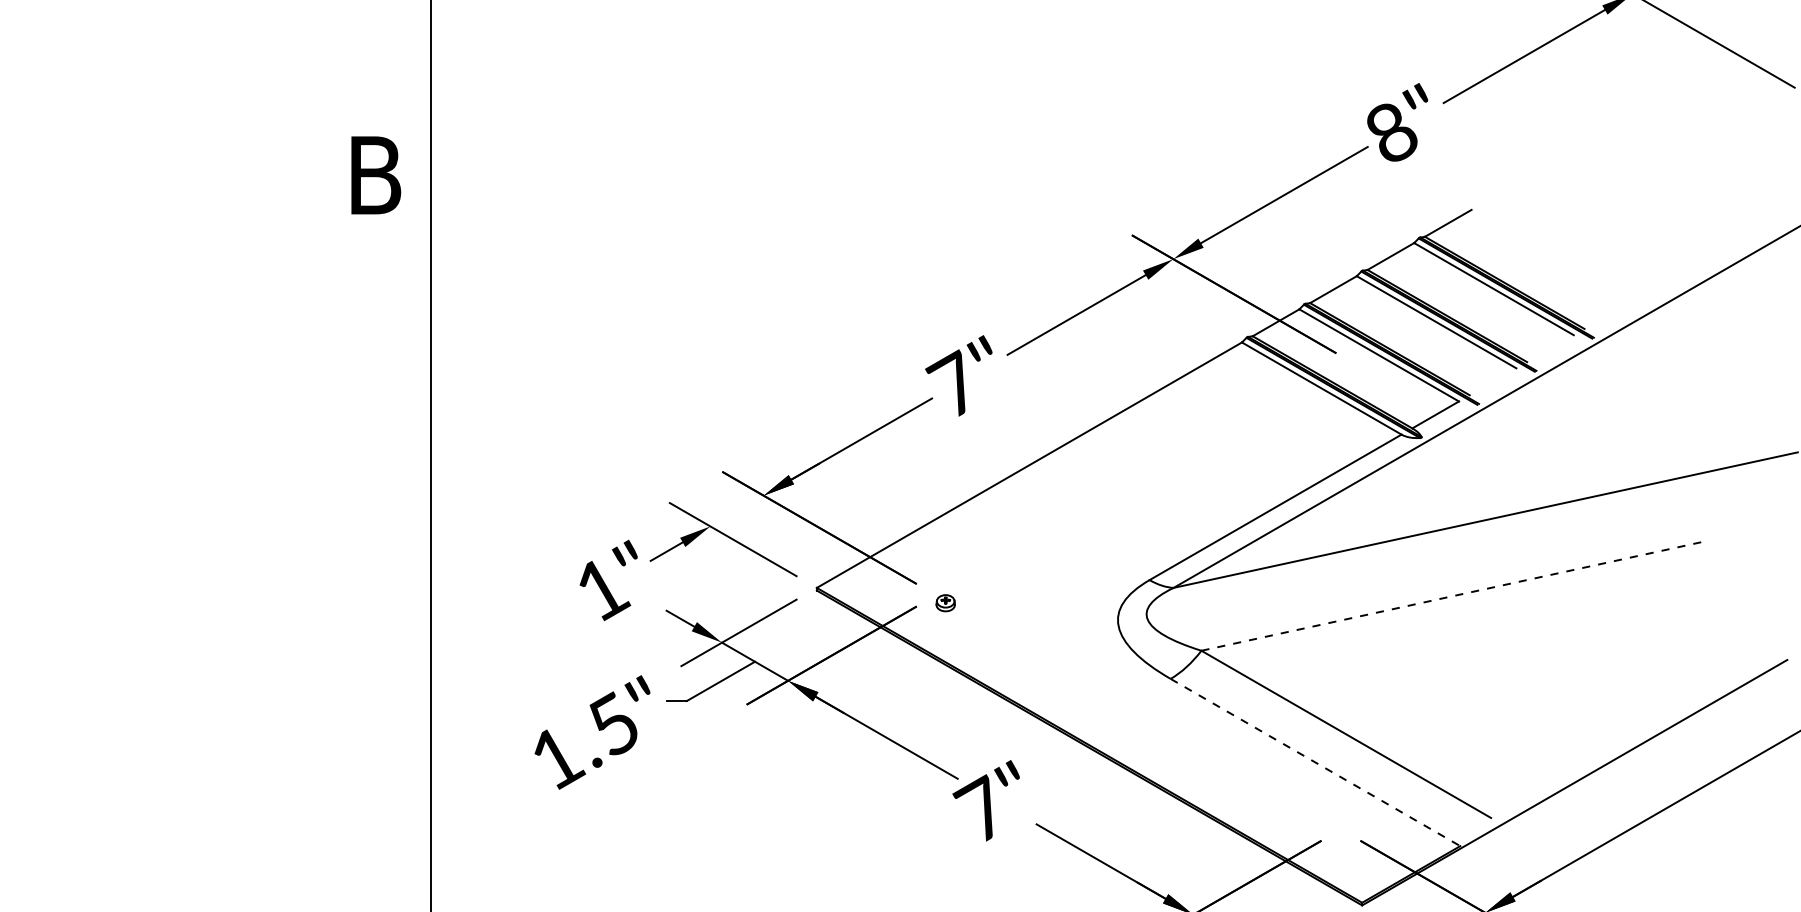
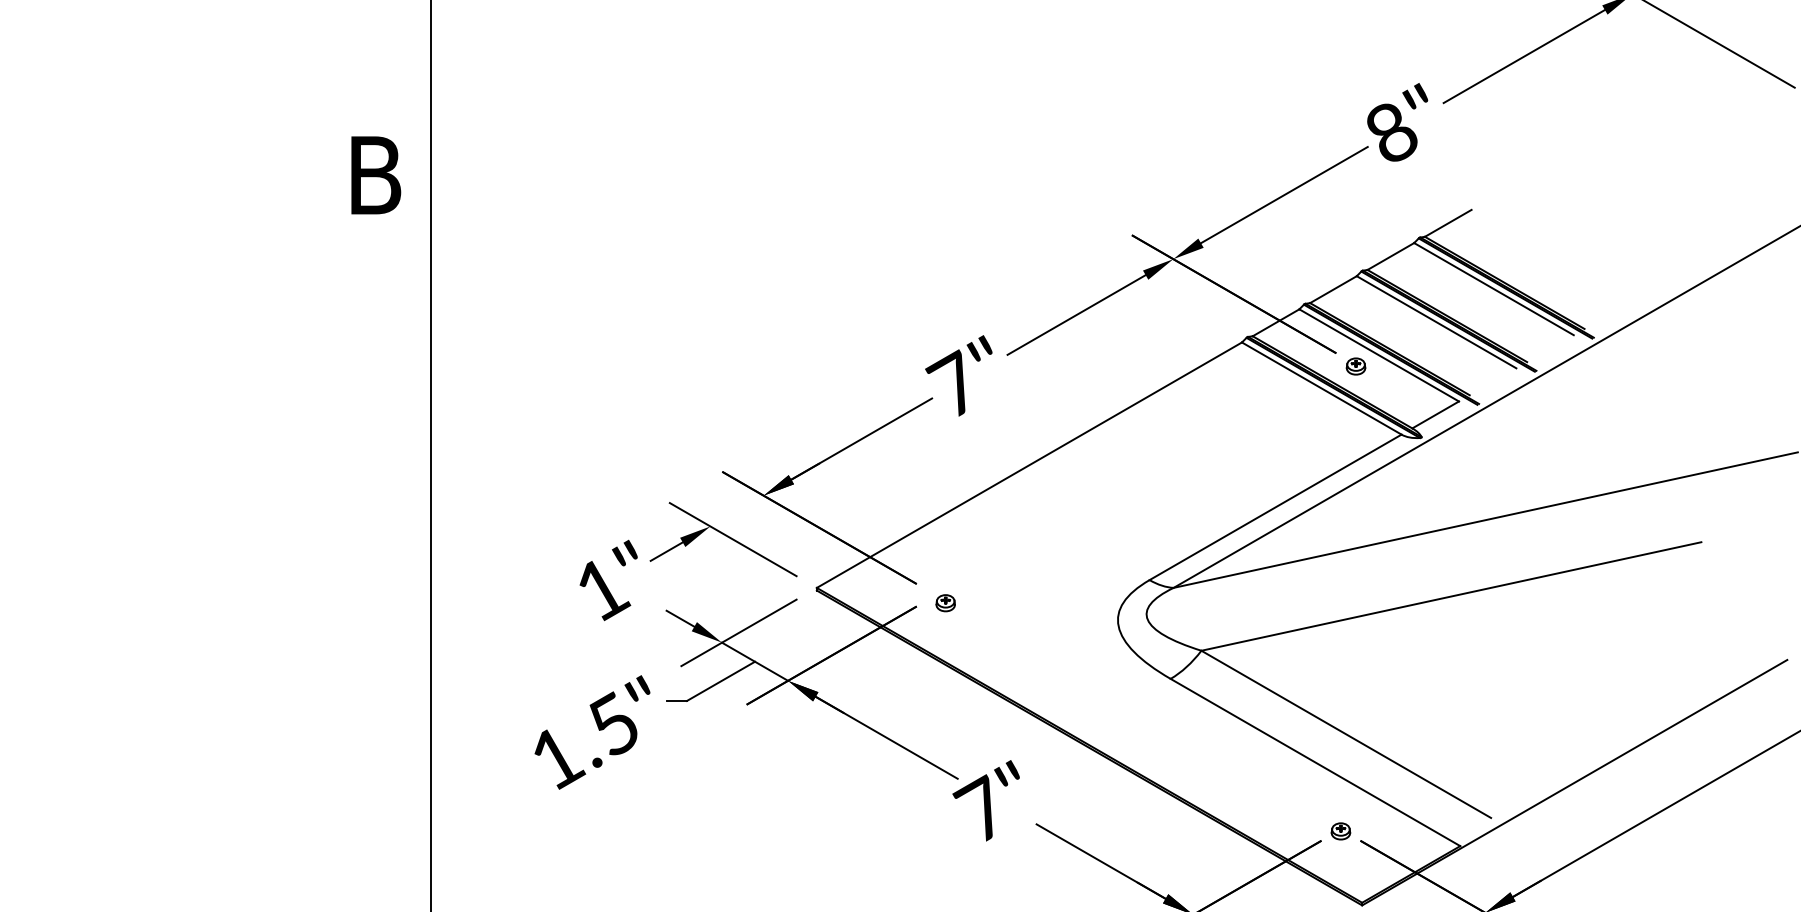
part: none -> present (1355, 366)
line: dashed -> solid (1451, 596)
line: dashed -> solid (1315, 762)
part: none -> present (1340, 831)
